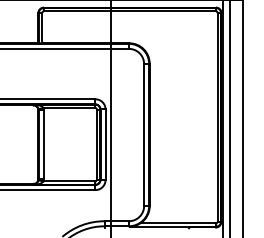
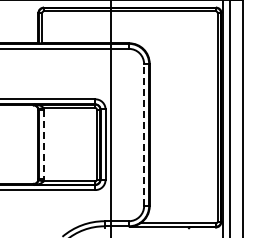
line: solid -> dashed (144, 135)
line: solid -> dashed (43, 145)
